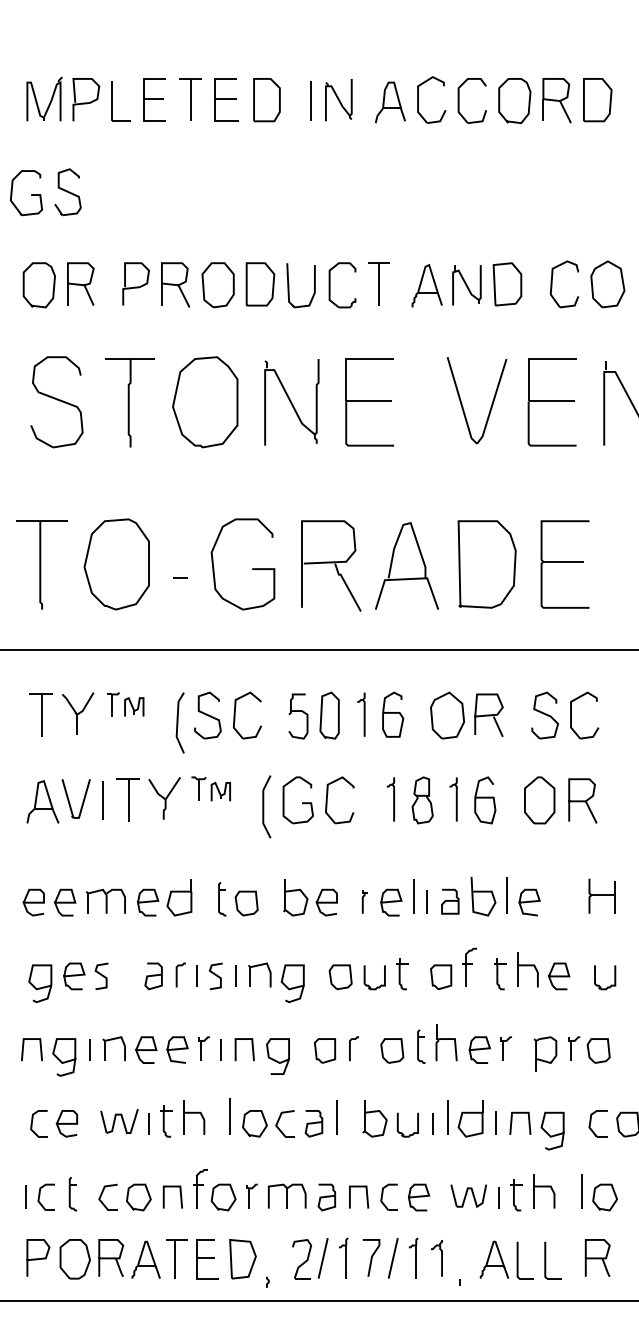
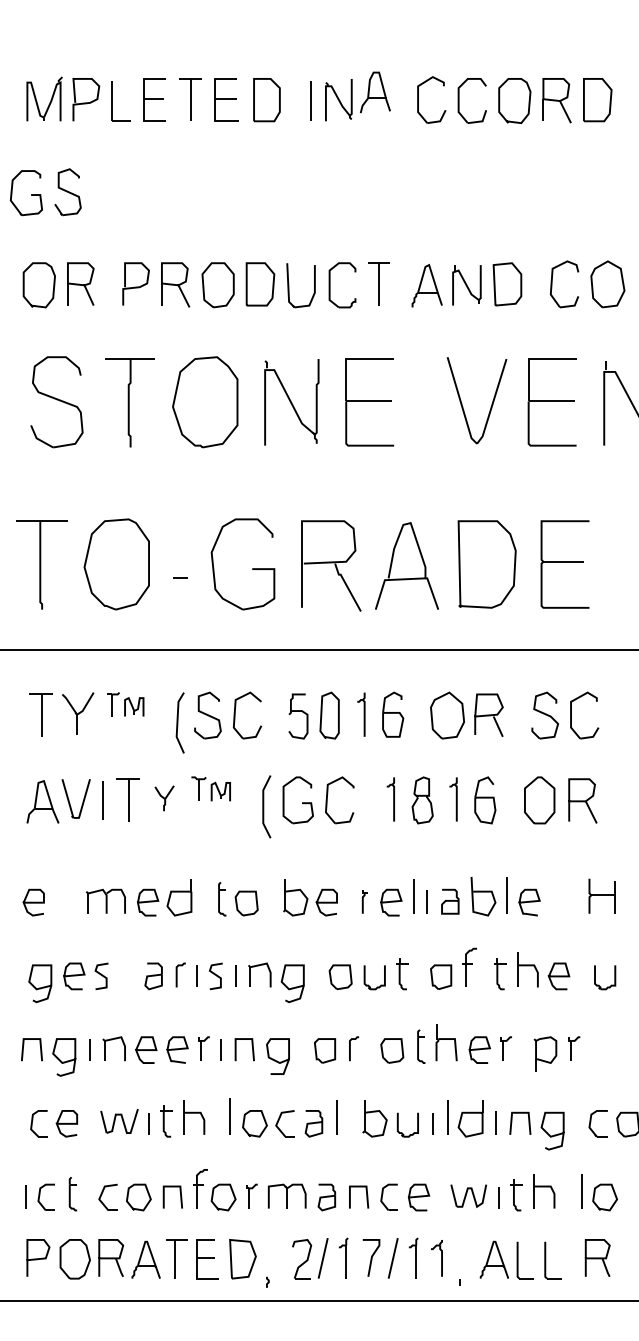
part position: (390, 102) -> (375, 92) (375, 92)
part size: 33x43 px -> 21x27 px (164, 798)
curve: present -> none (65, 902)
part: present -> none (598, 1050)
